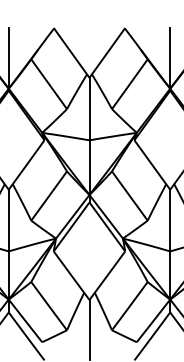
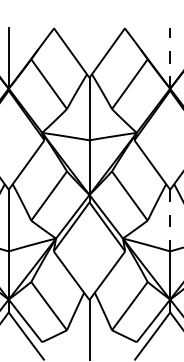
line: solid -> dashed (170, 57)
line: solid -> dashed (170, 220)
